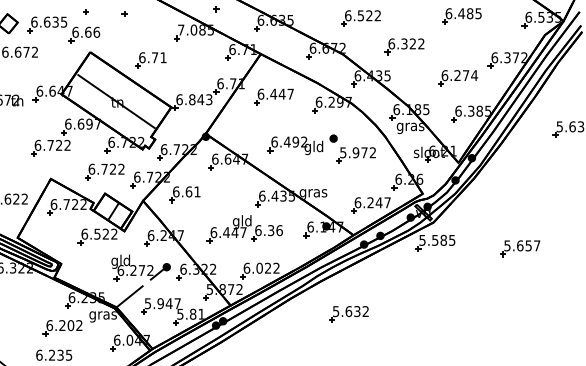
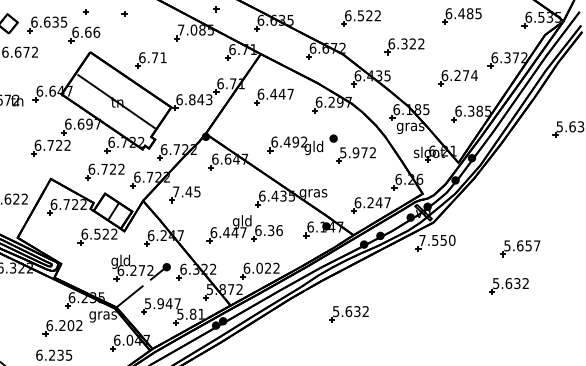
text: 6.61 -> 7.45 (186, 191)
text: 5.585 -> 7.550 (437, 239)
part: none -> present (508, 286)
